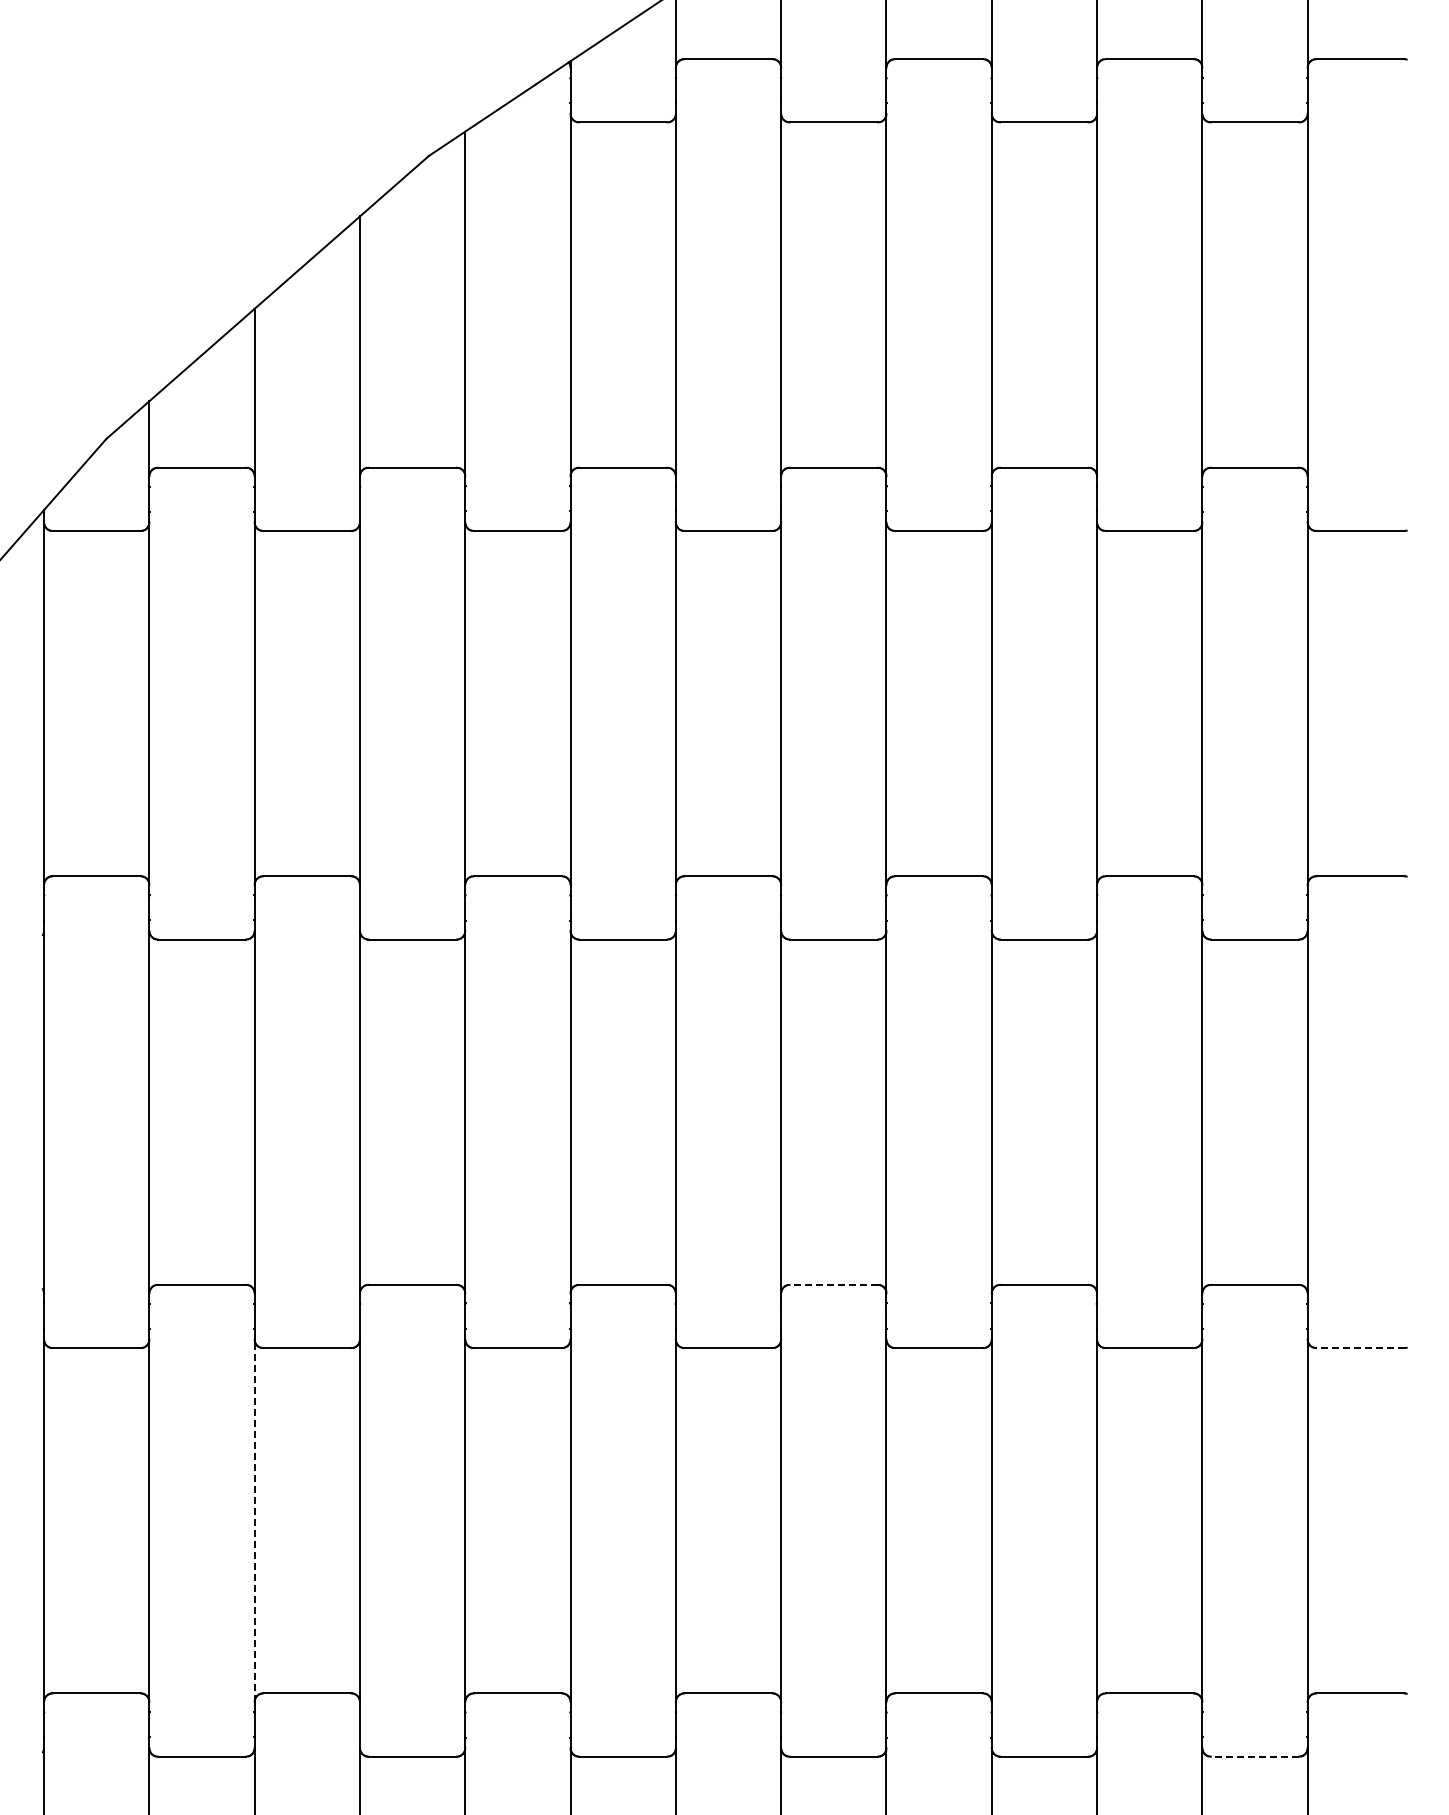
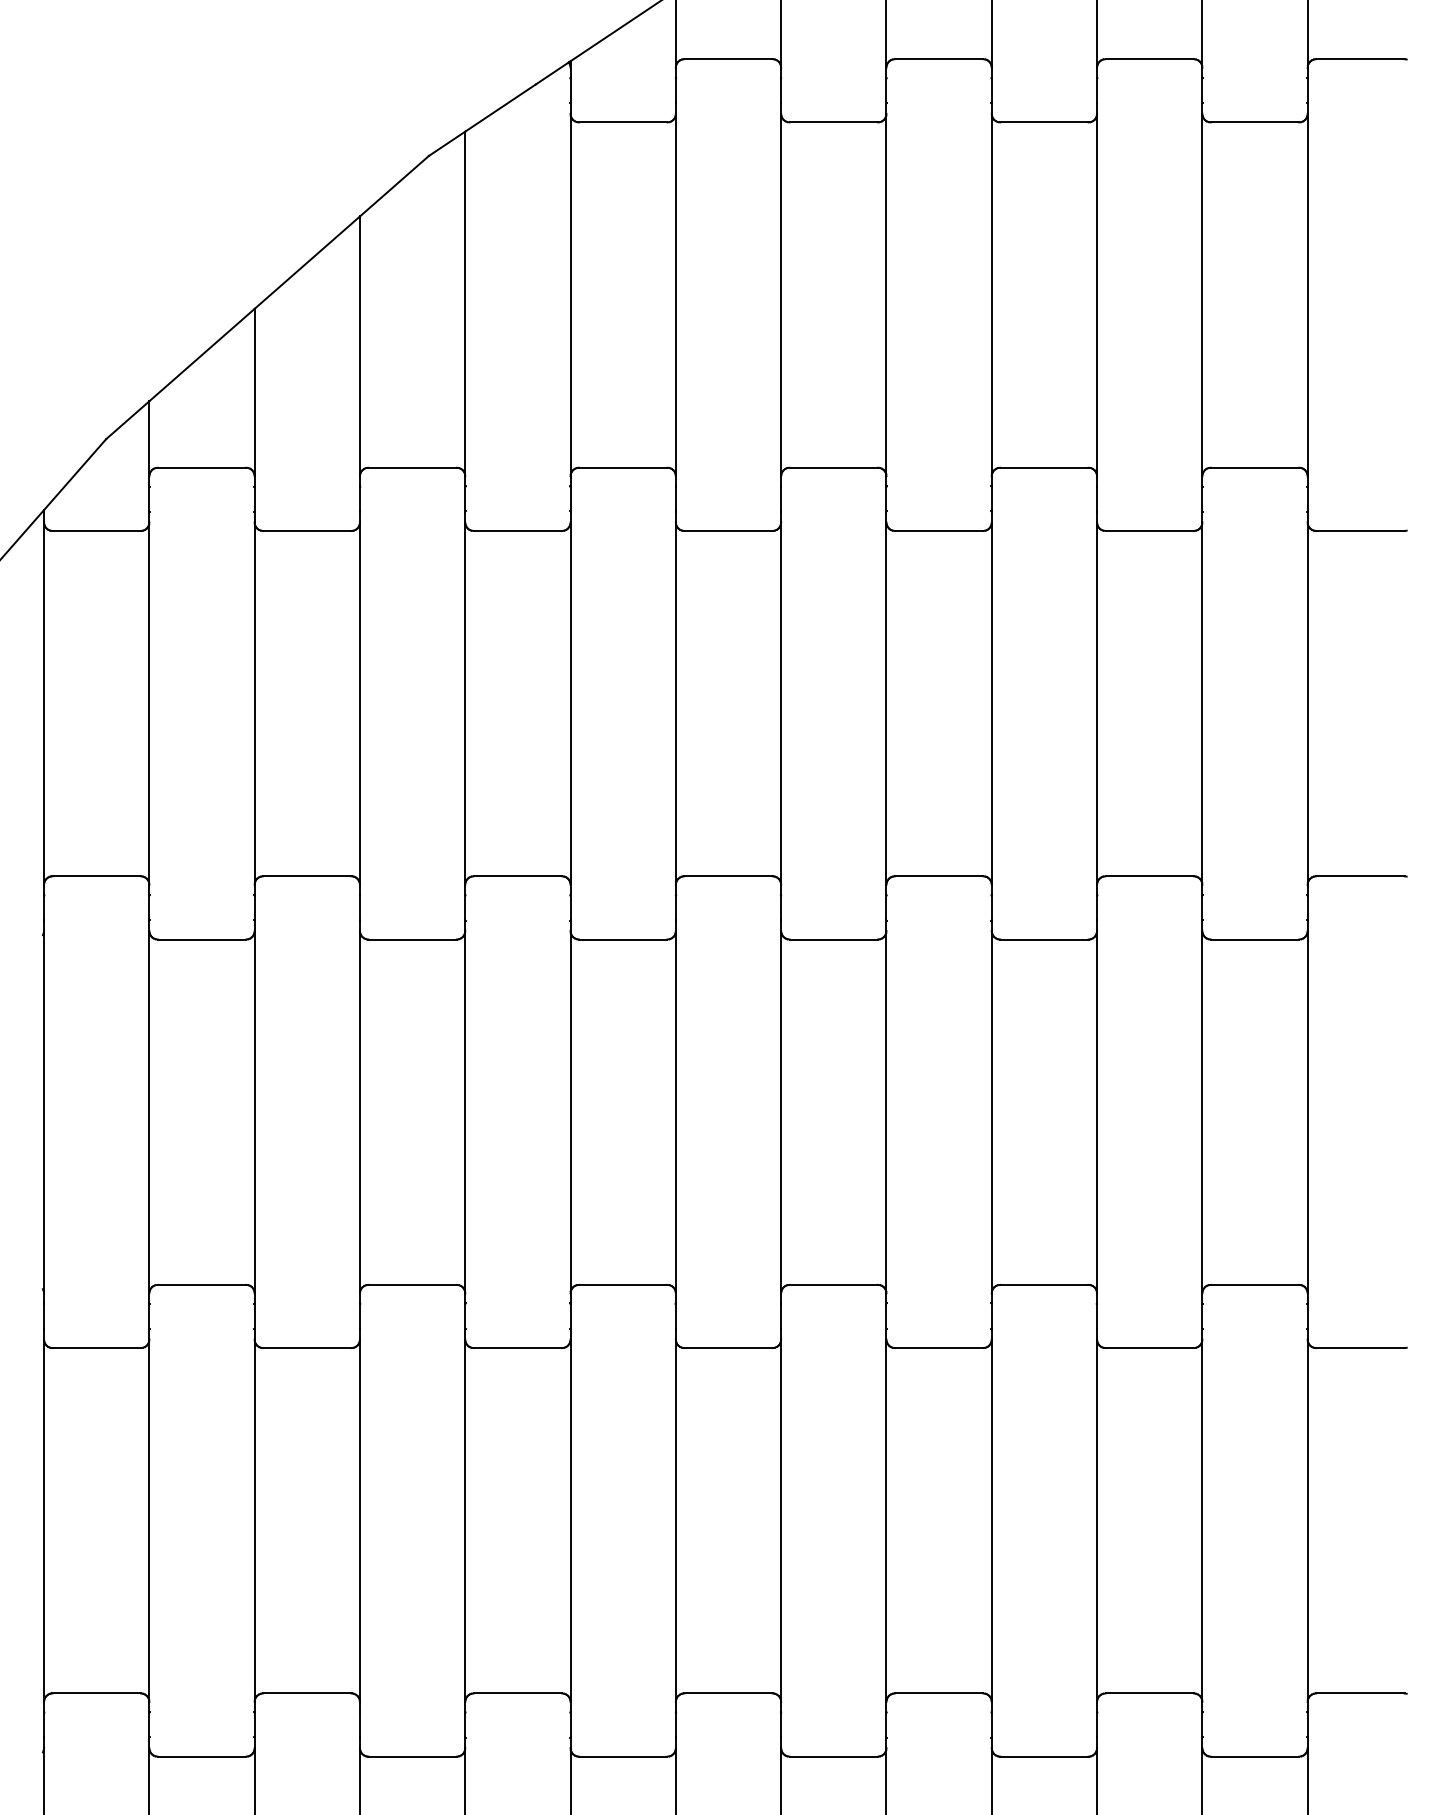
line: dashed -> solid (833, 1284)
line: dashed -> solid (1359, 1348)
line: dashed -> solid (254, 1520)
line: dashed -> solid (1254, 1756)
